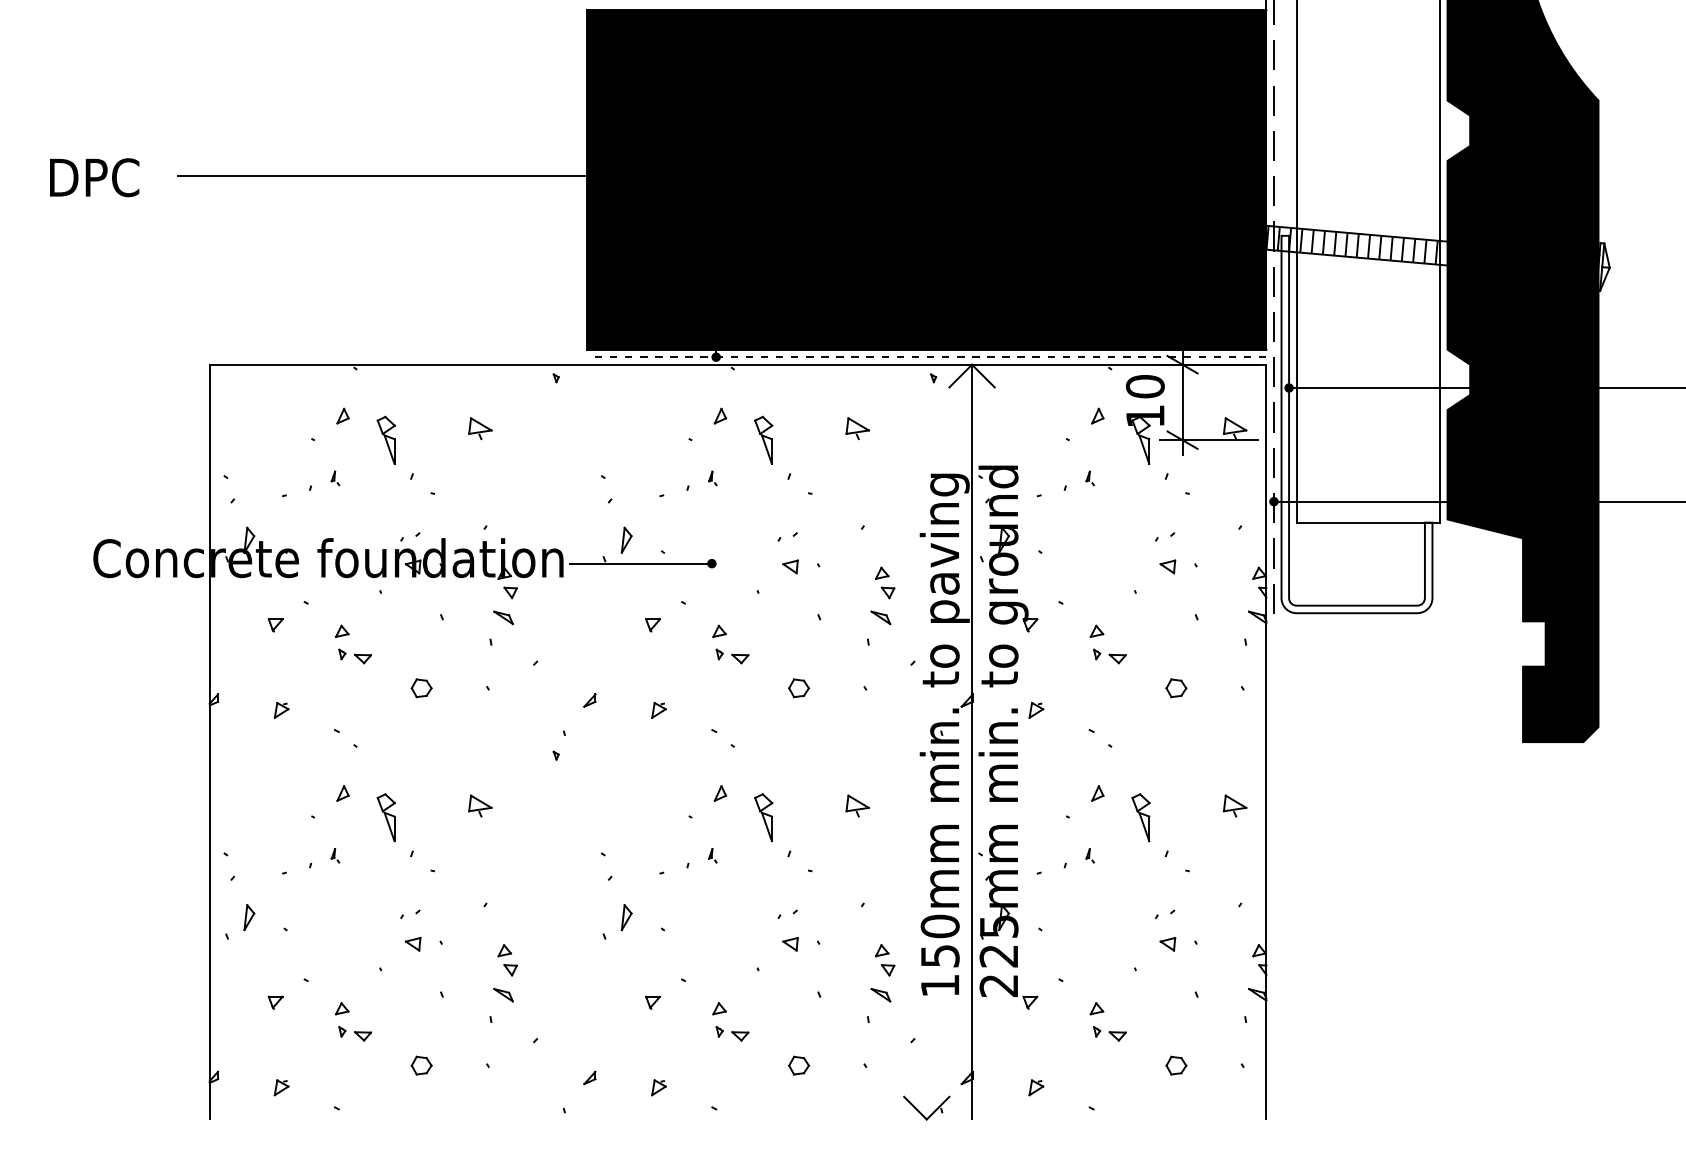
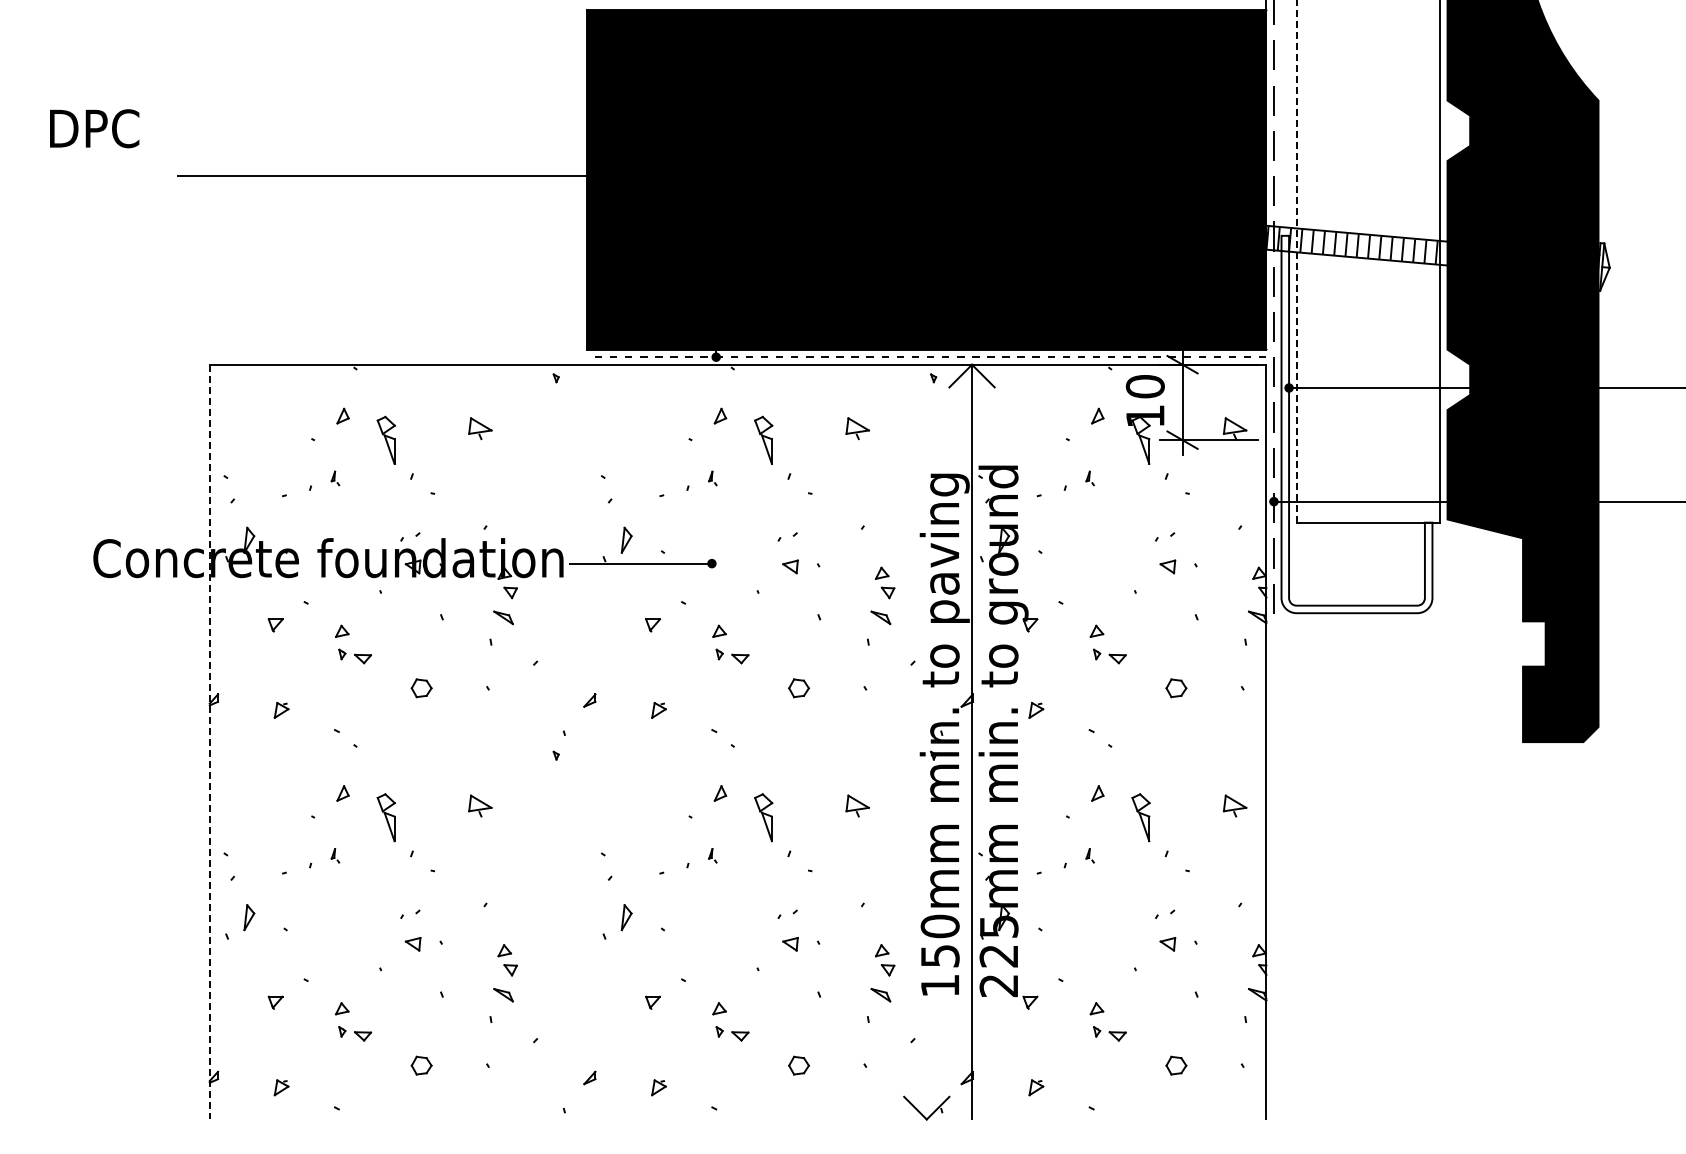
text position: (94, 177) -> (94, 128) (94, 128)
line: solid -> dashed (1296, 261)
line: solid -> dashed (209, 742)
